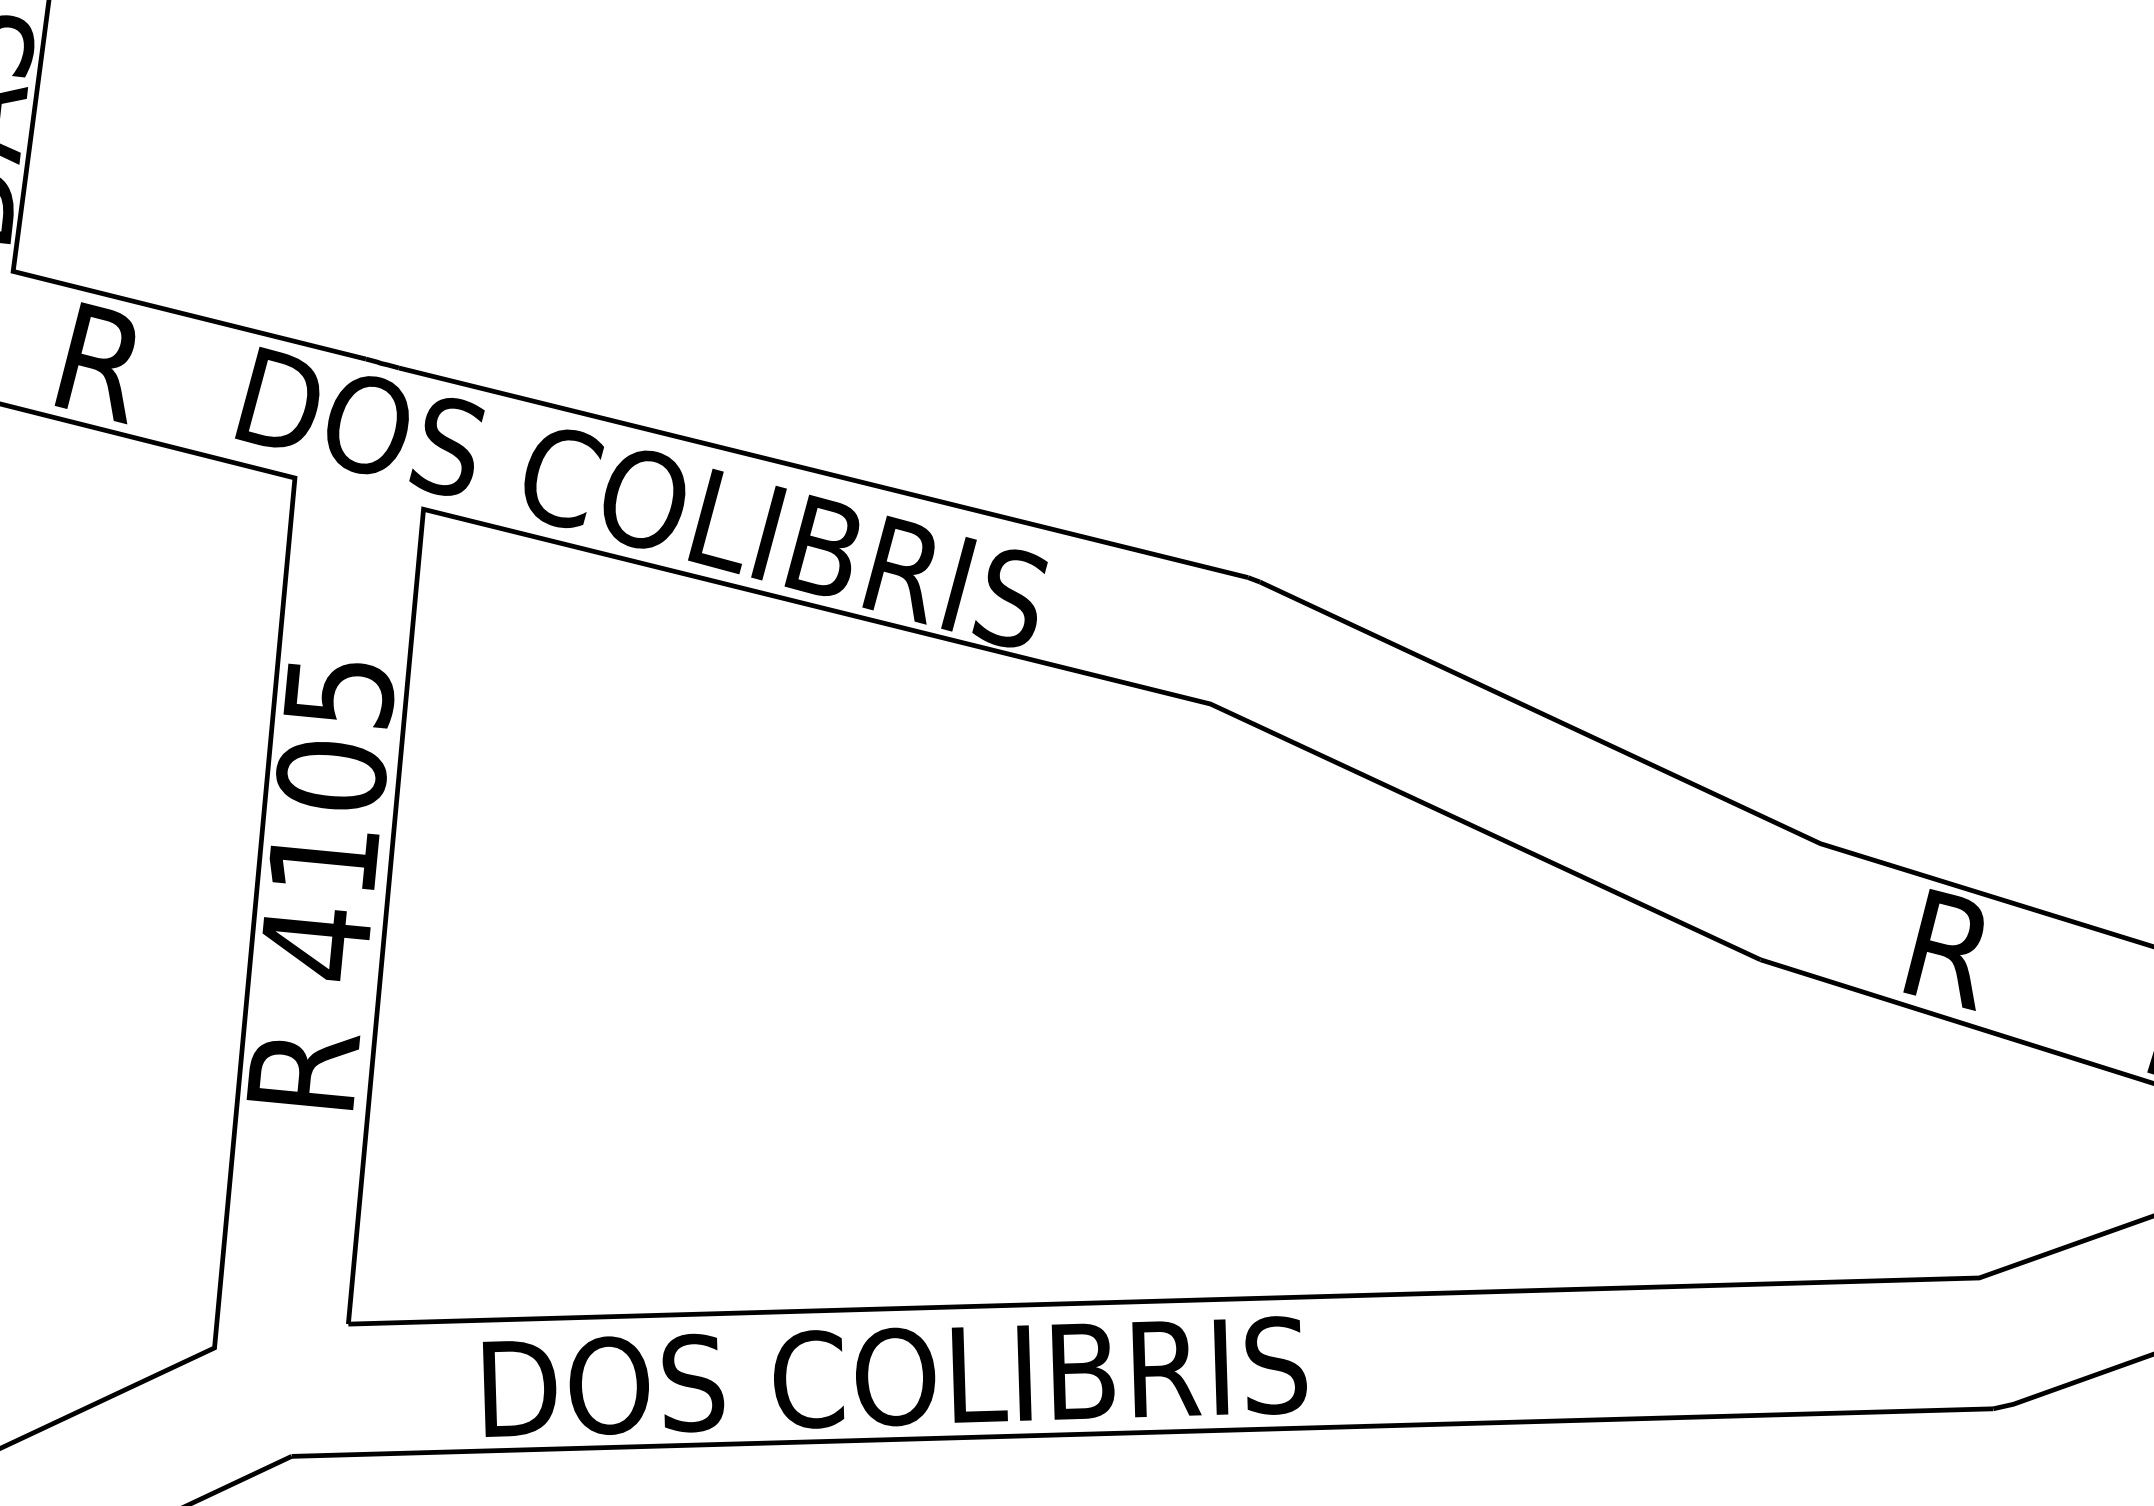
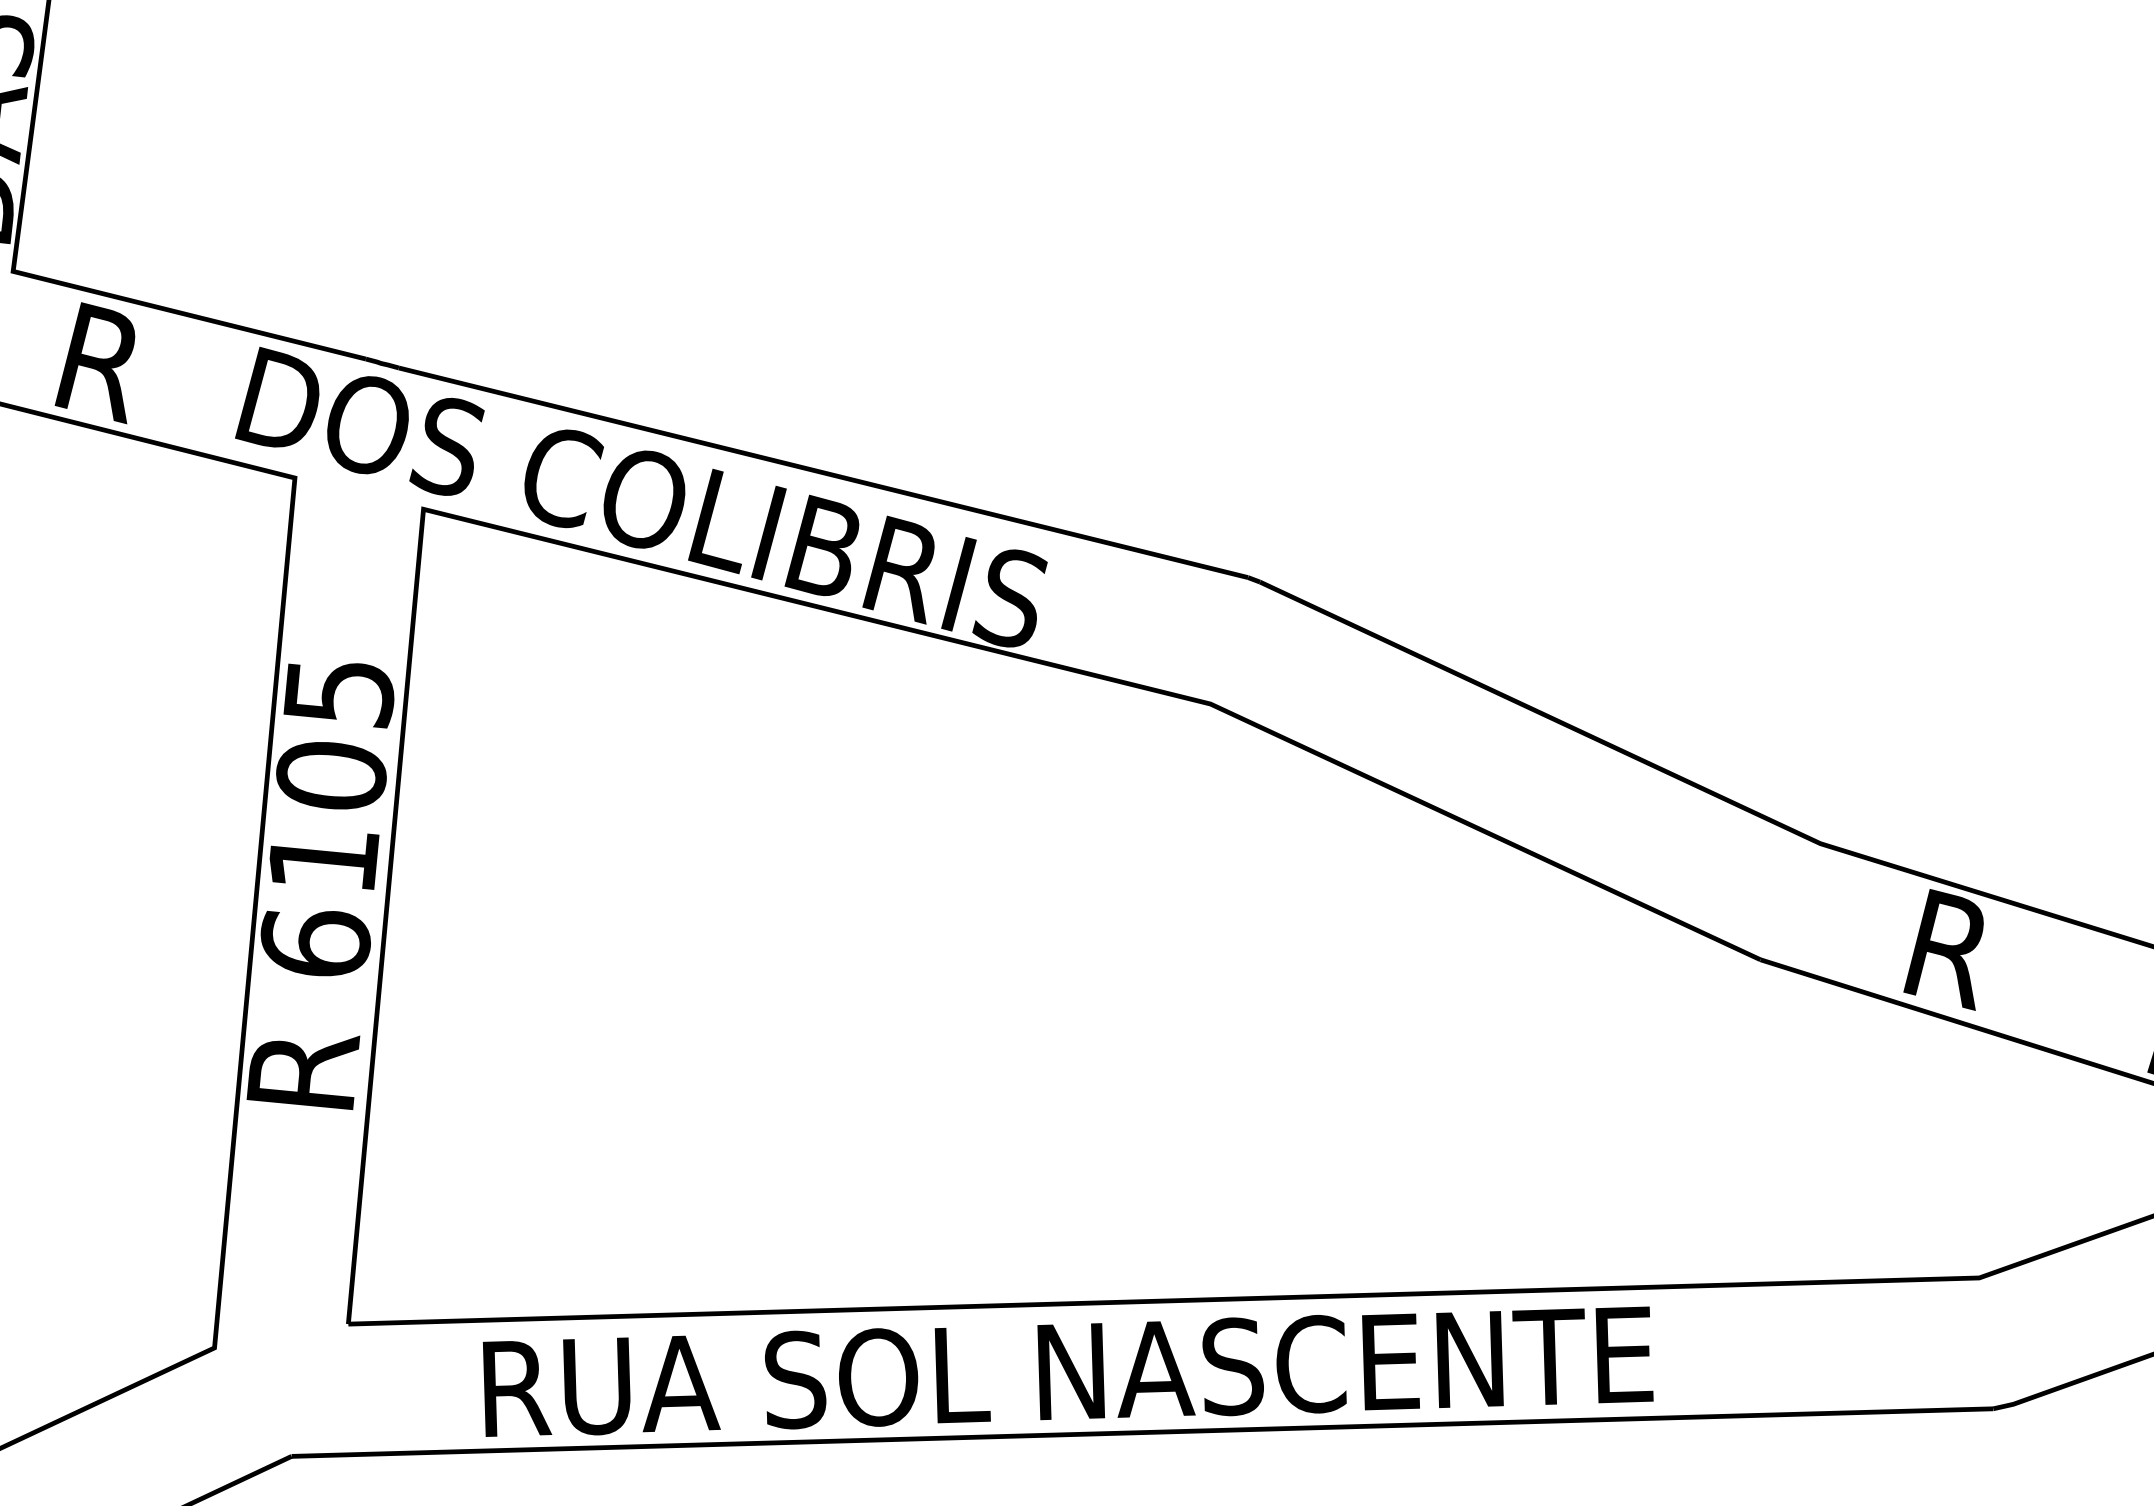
text: 4105 -> 6105 (315, 945)
text: DOS COLIBRIS -> RUA SOL NASCENTE (1074, 1371)
